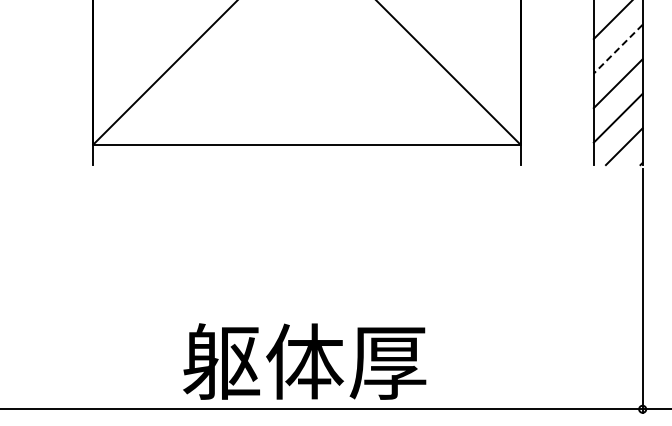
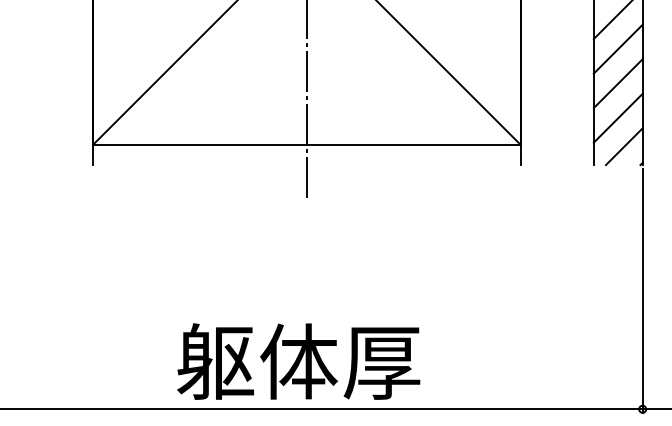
line: dashed -> solid (618, 49)
line: none -> present (306, 99)
text position: (304, 361) -> (298, 361) (298, 361)
